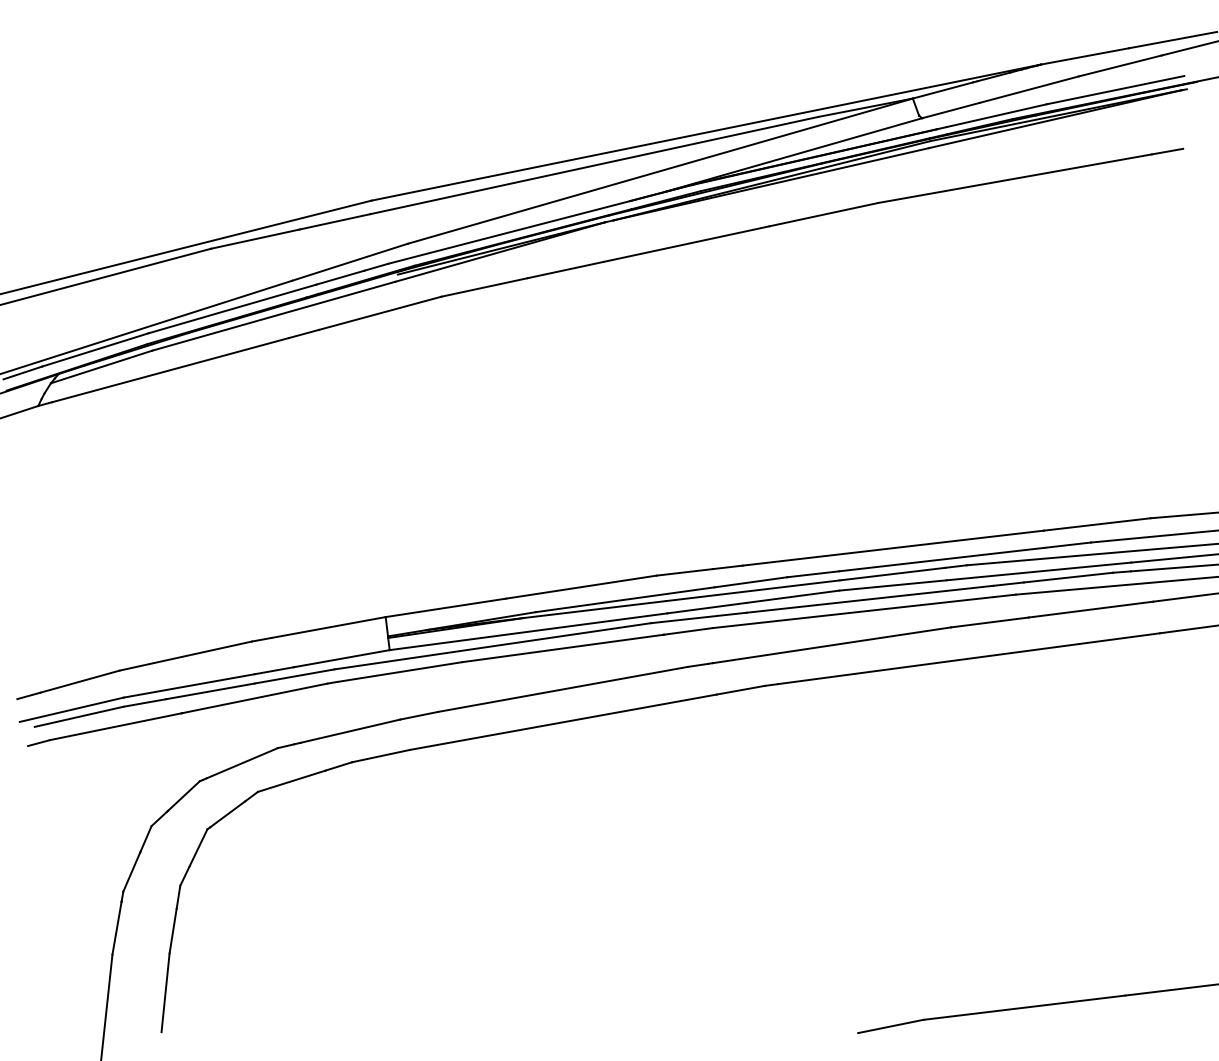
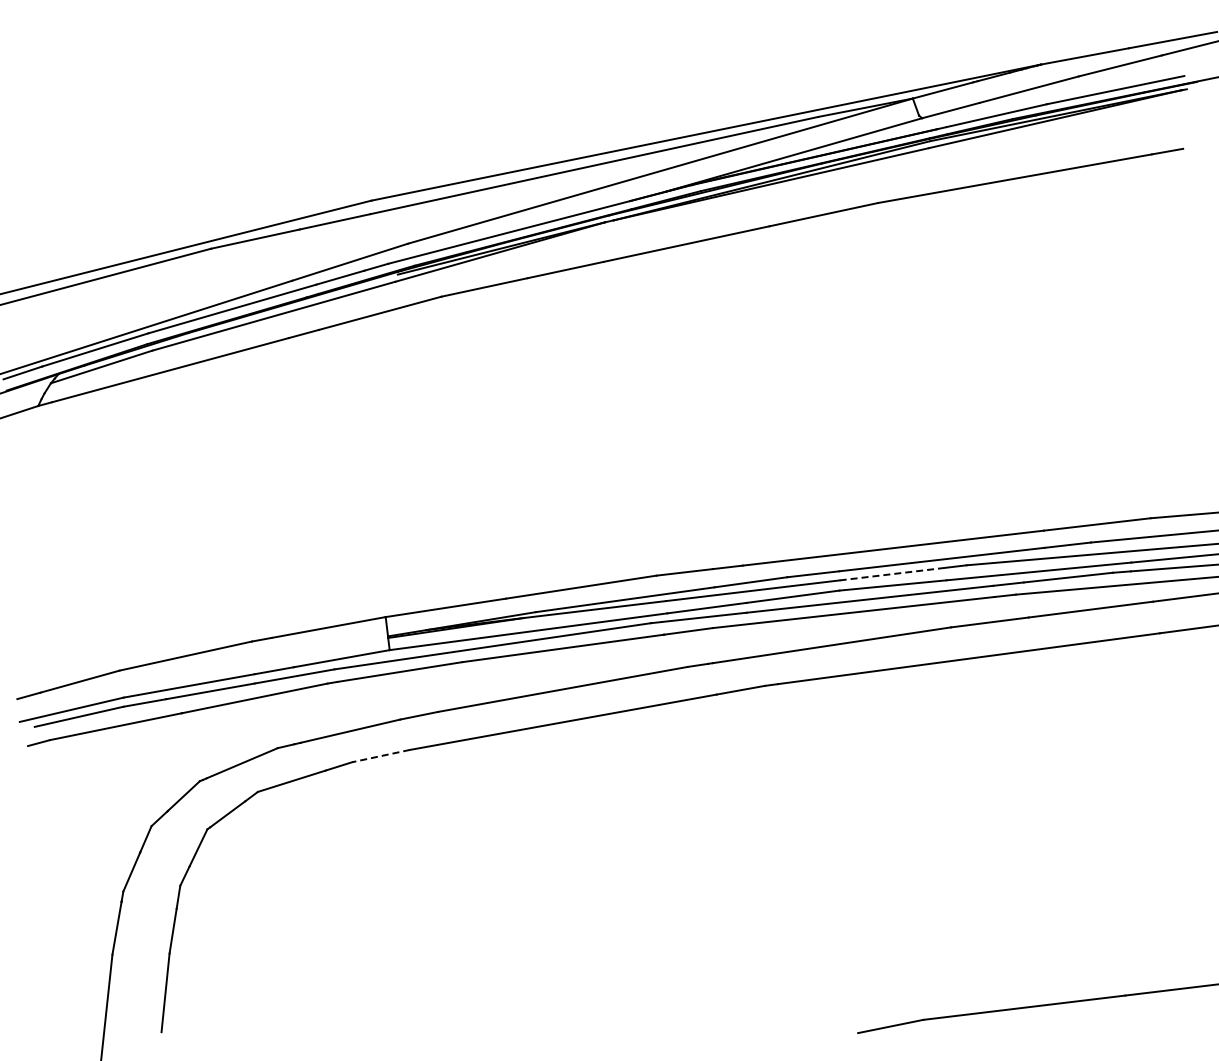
line: solid -> dashed (893, 574)
line: solid -> dashed (381, 756)
